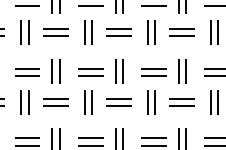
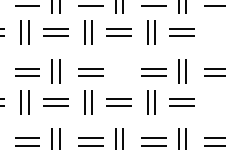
part: present -> none (214, 32)
part: present -> none (119, 71)
part: present -> none (214, 102)
